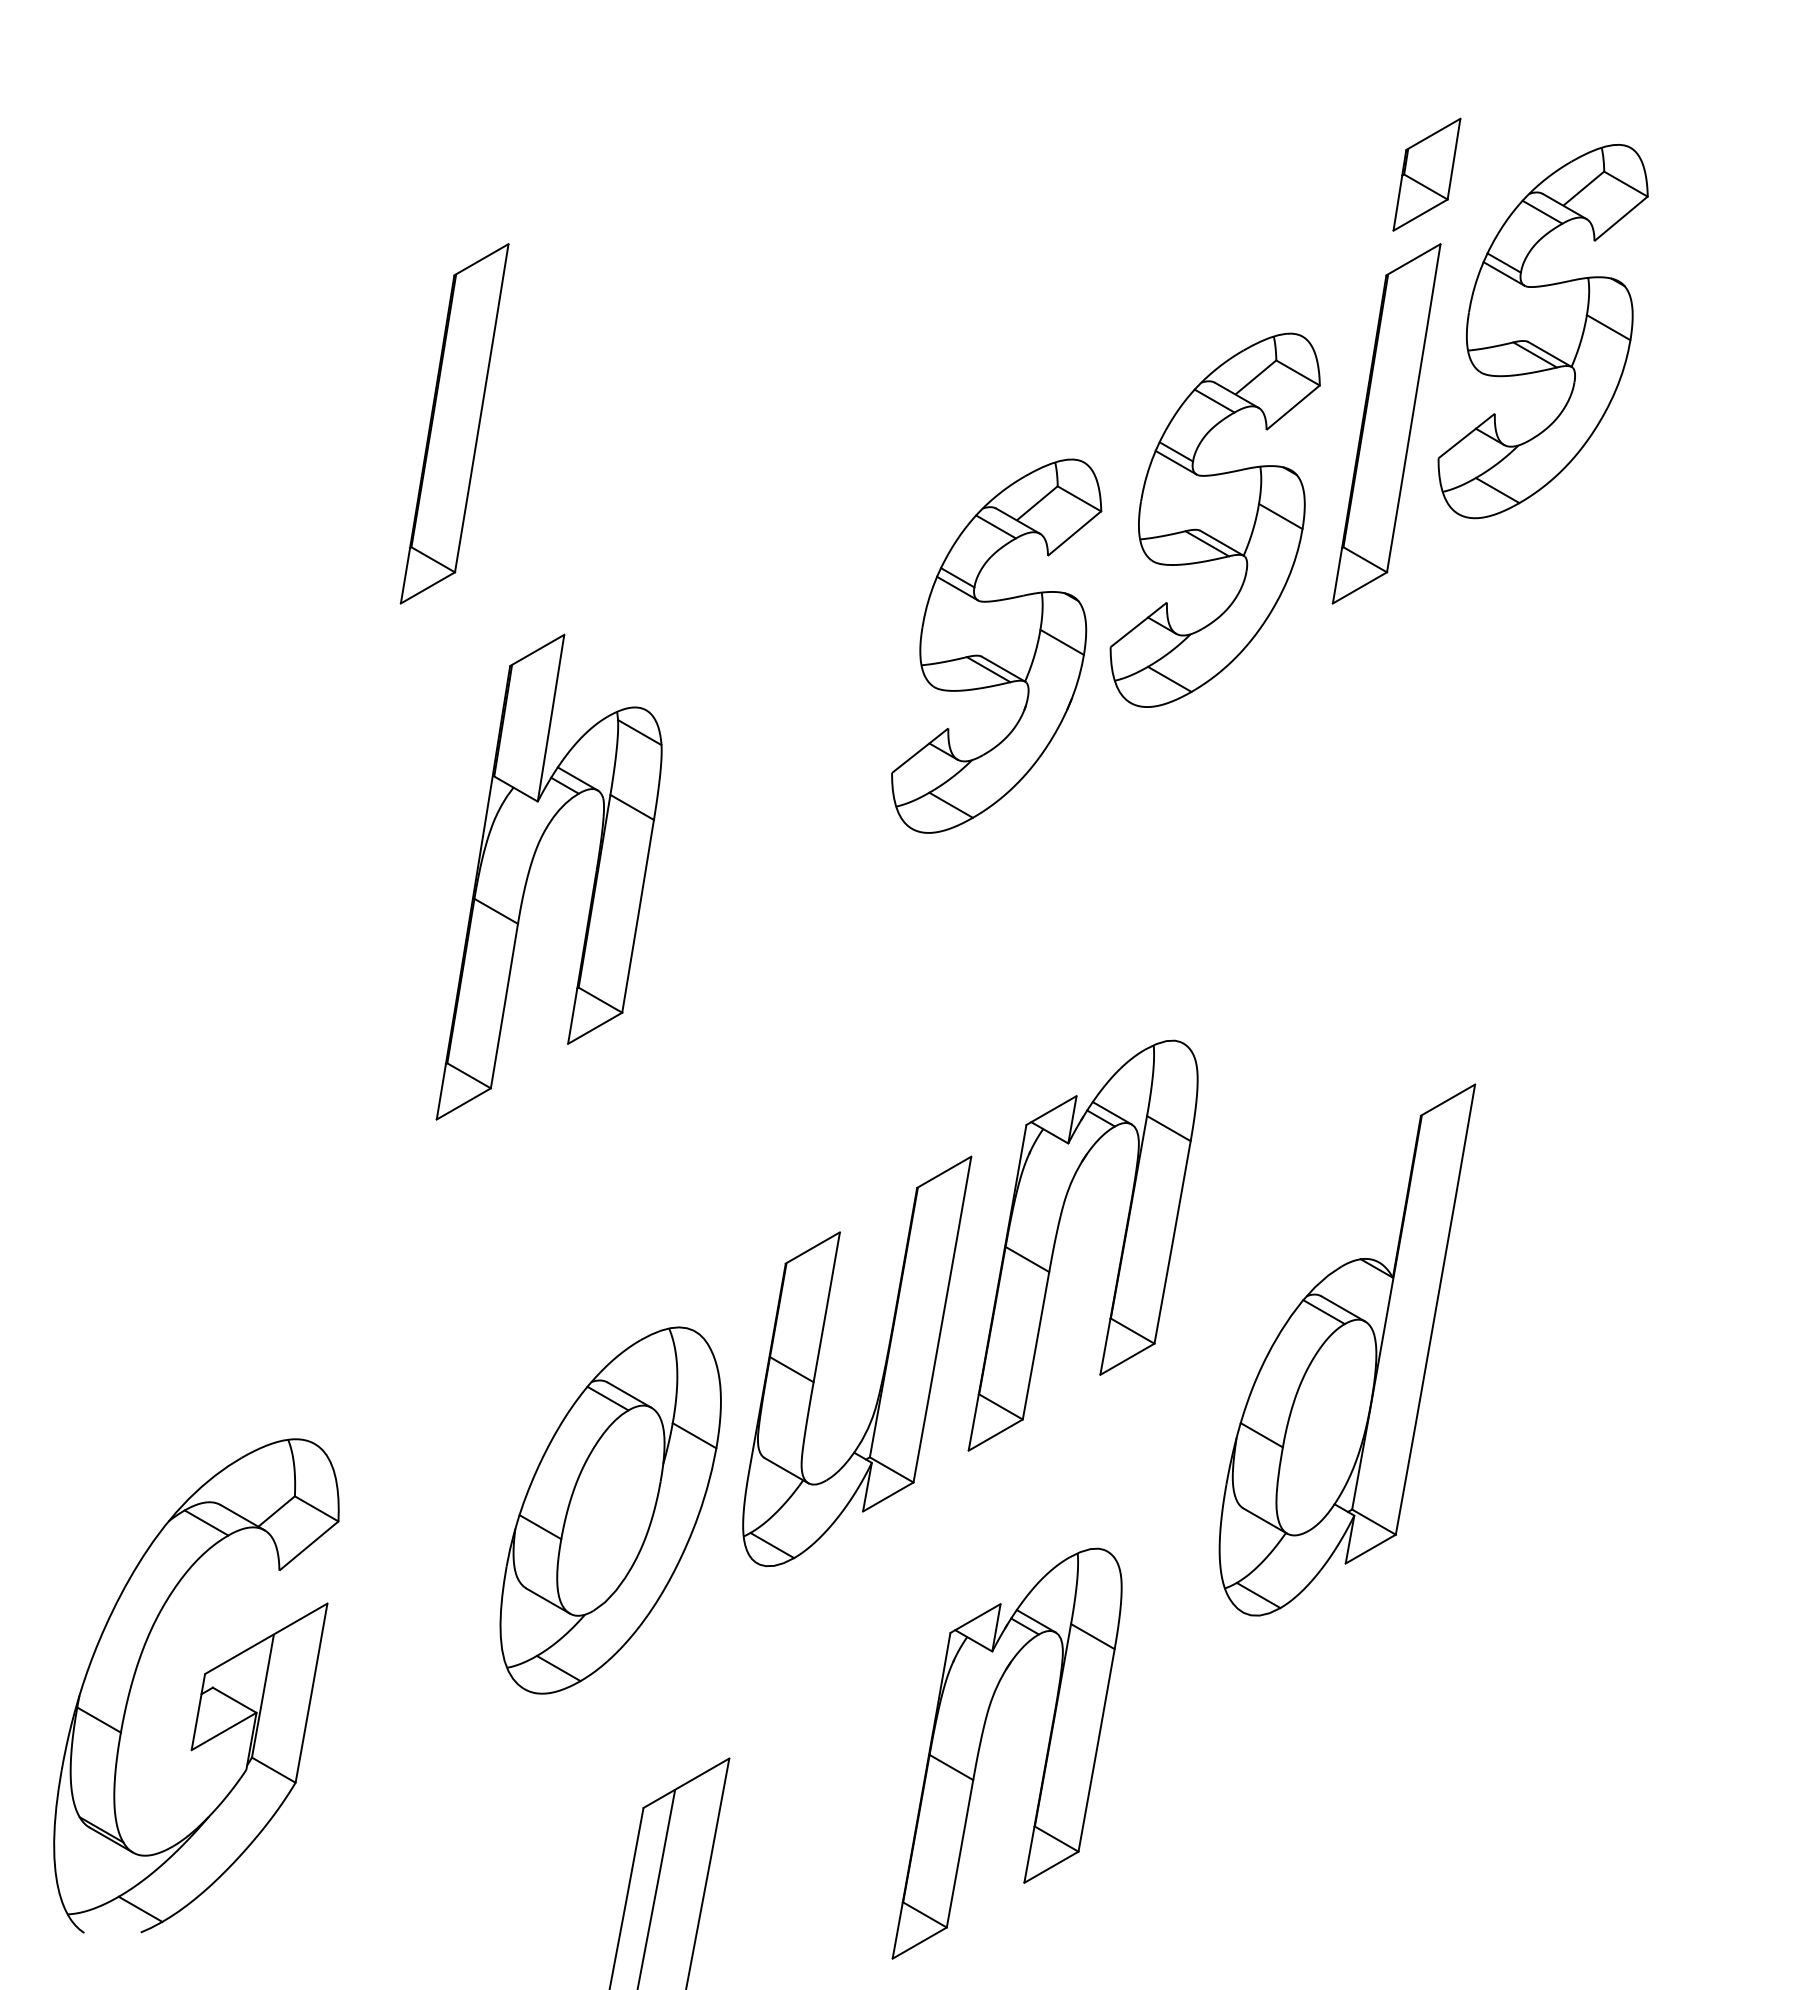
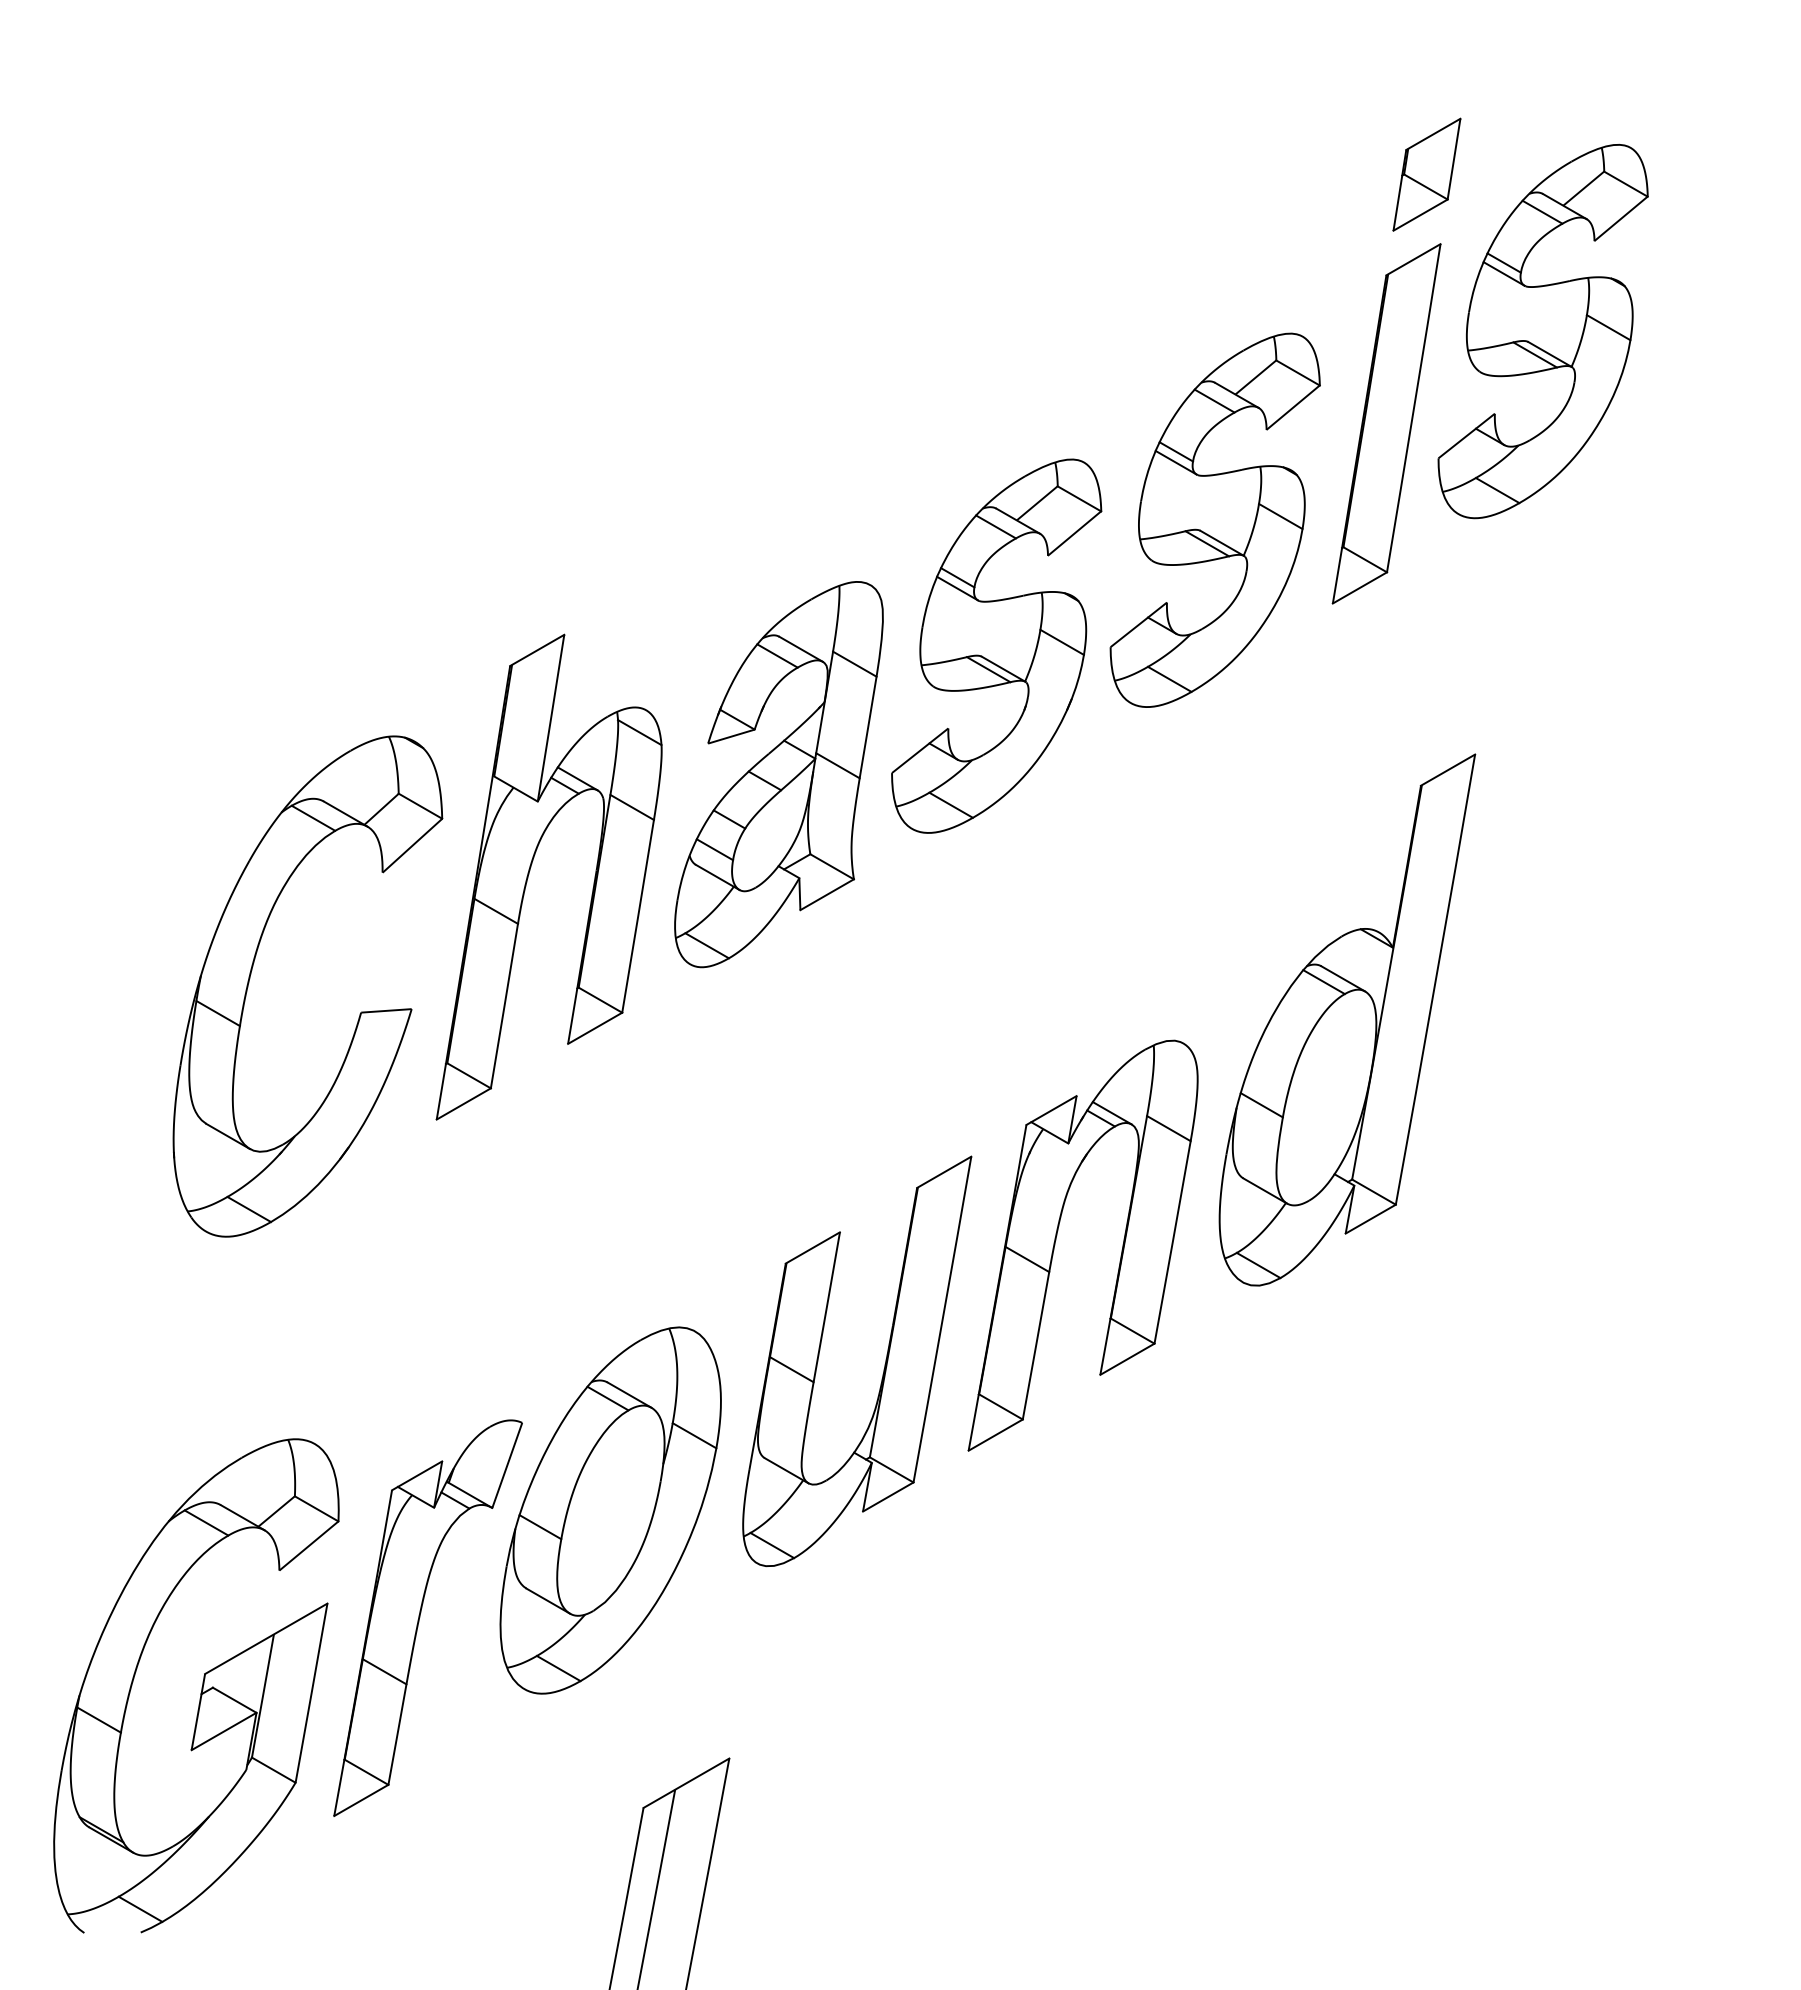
part: present -> none (454, 423)
part: none -> present (778, 774)
part: none -> present (251, 974)
part position: (1347, 1349) -> (1347, 1019) (1347, 1019)
part: none -> present (420, 1617)
part: present -> none (980, 1748)
